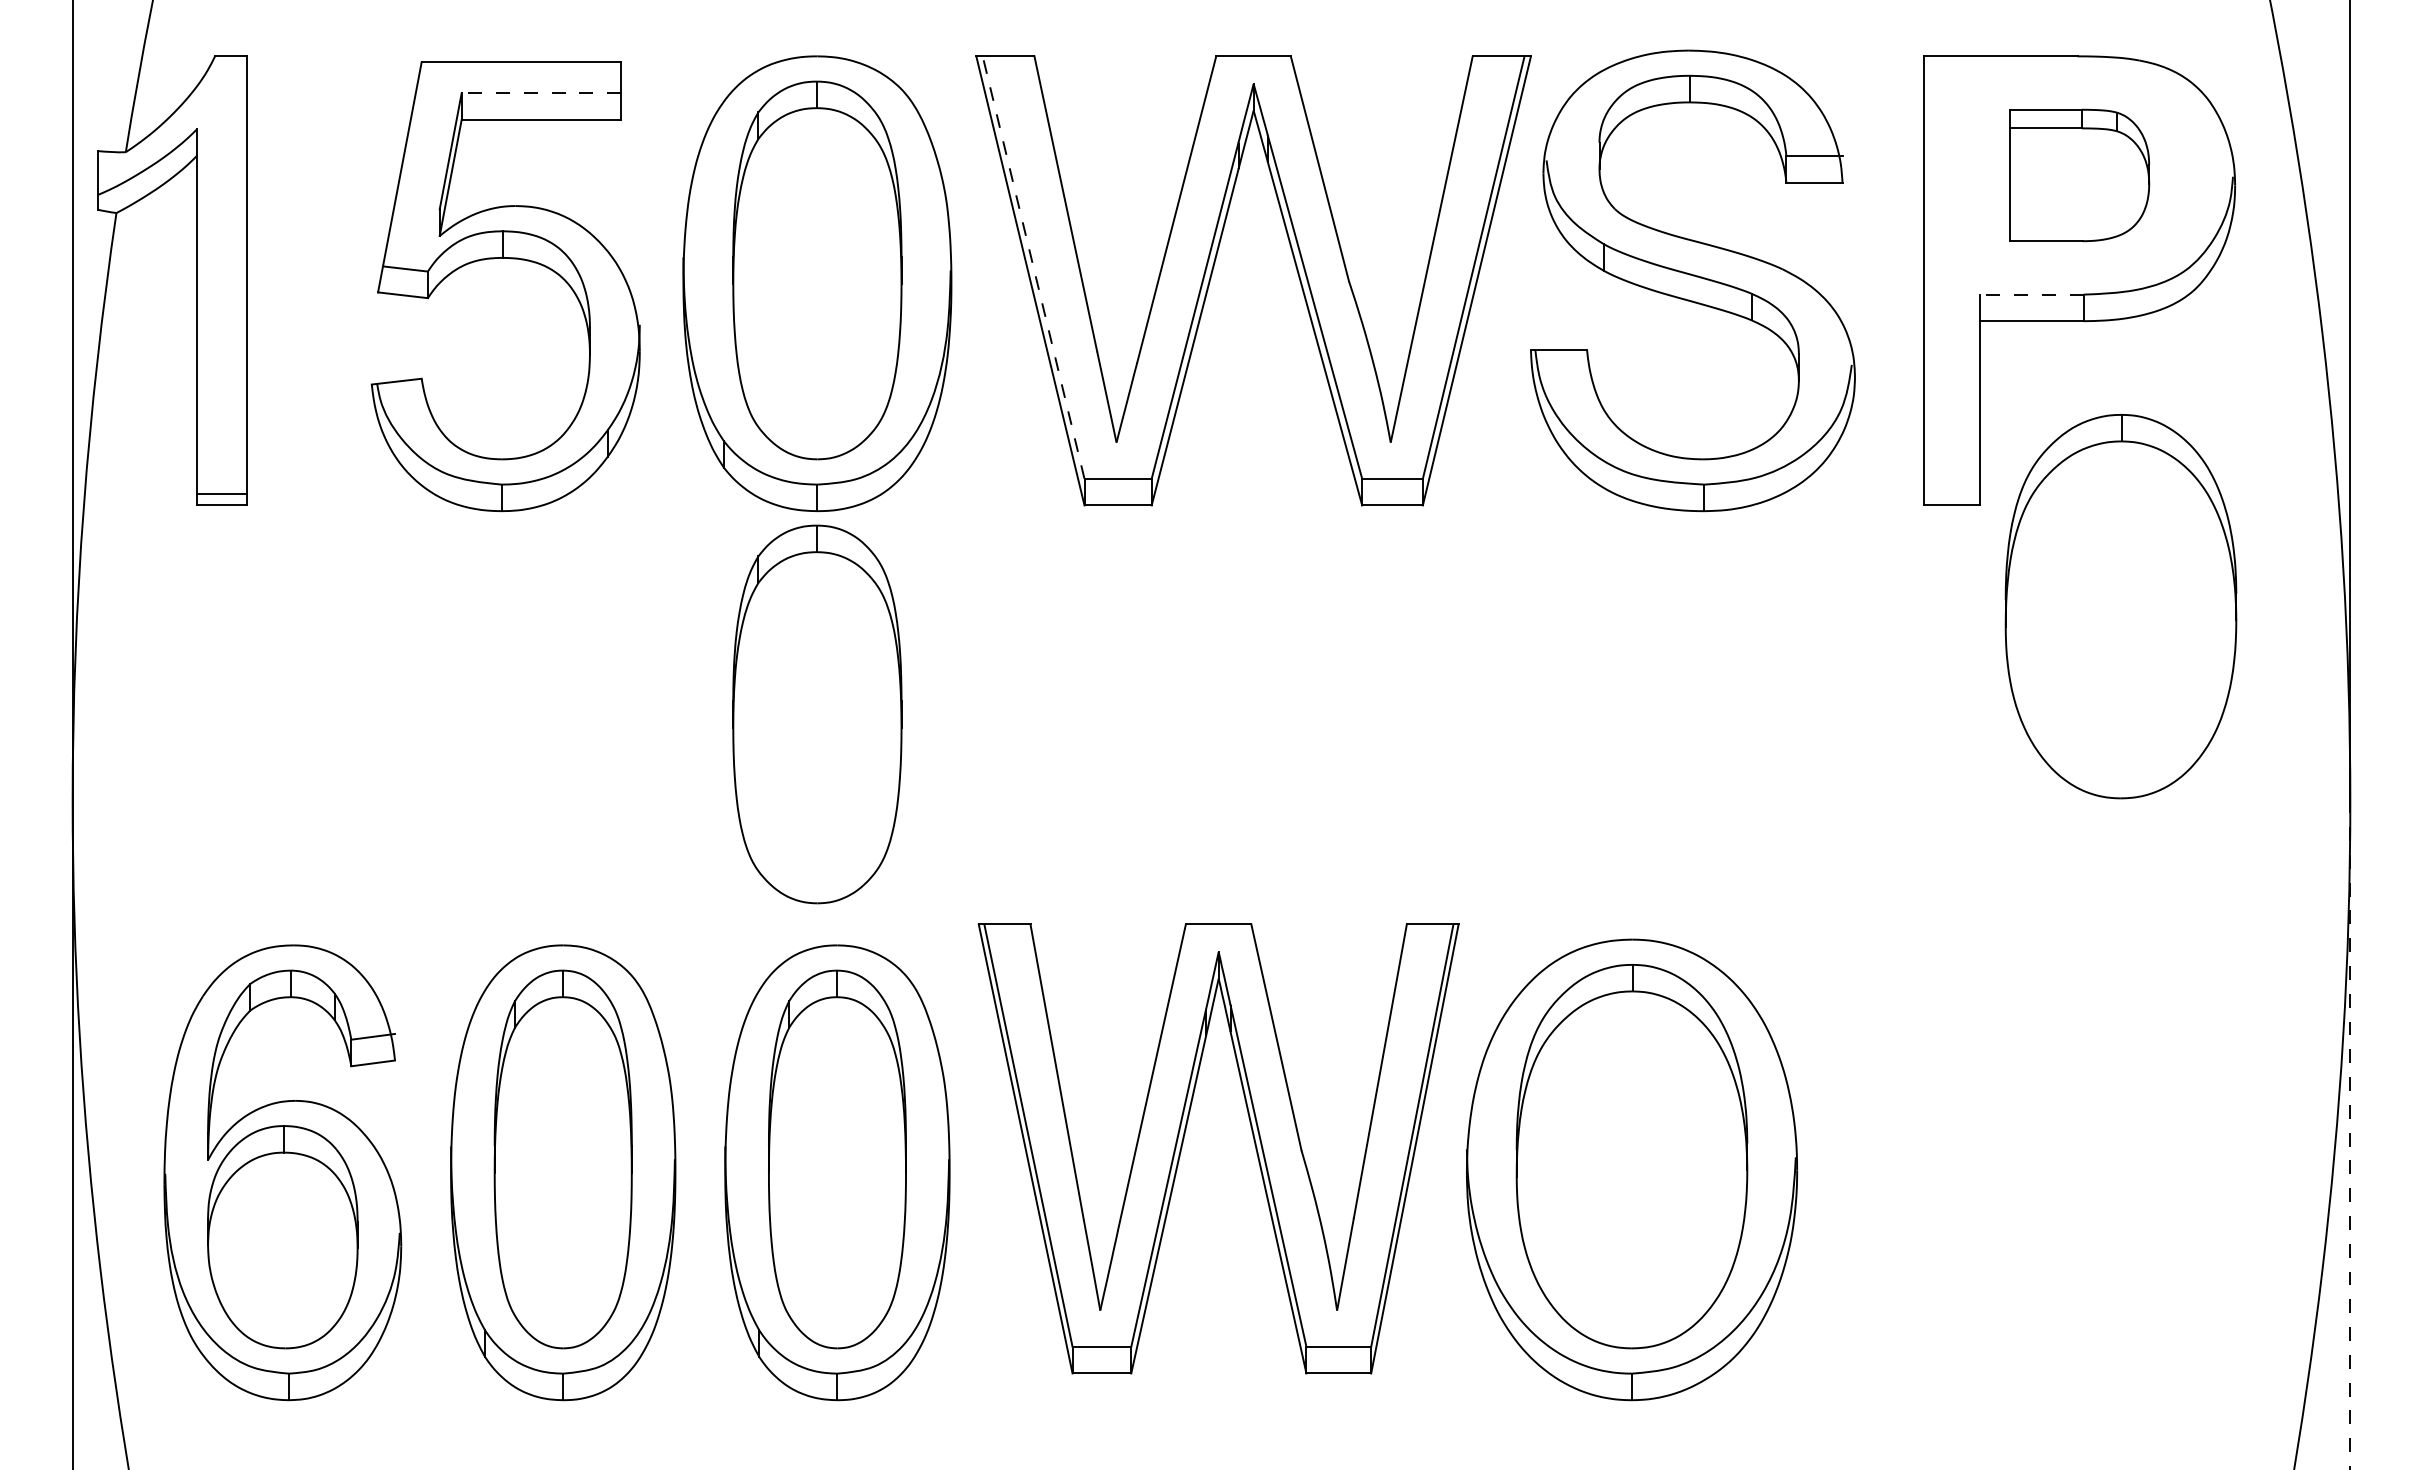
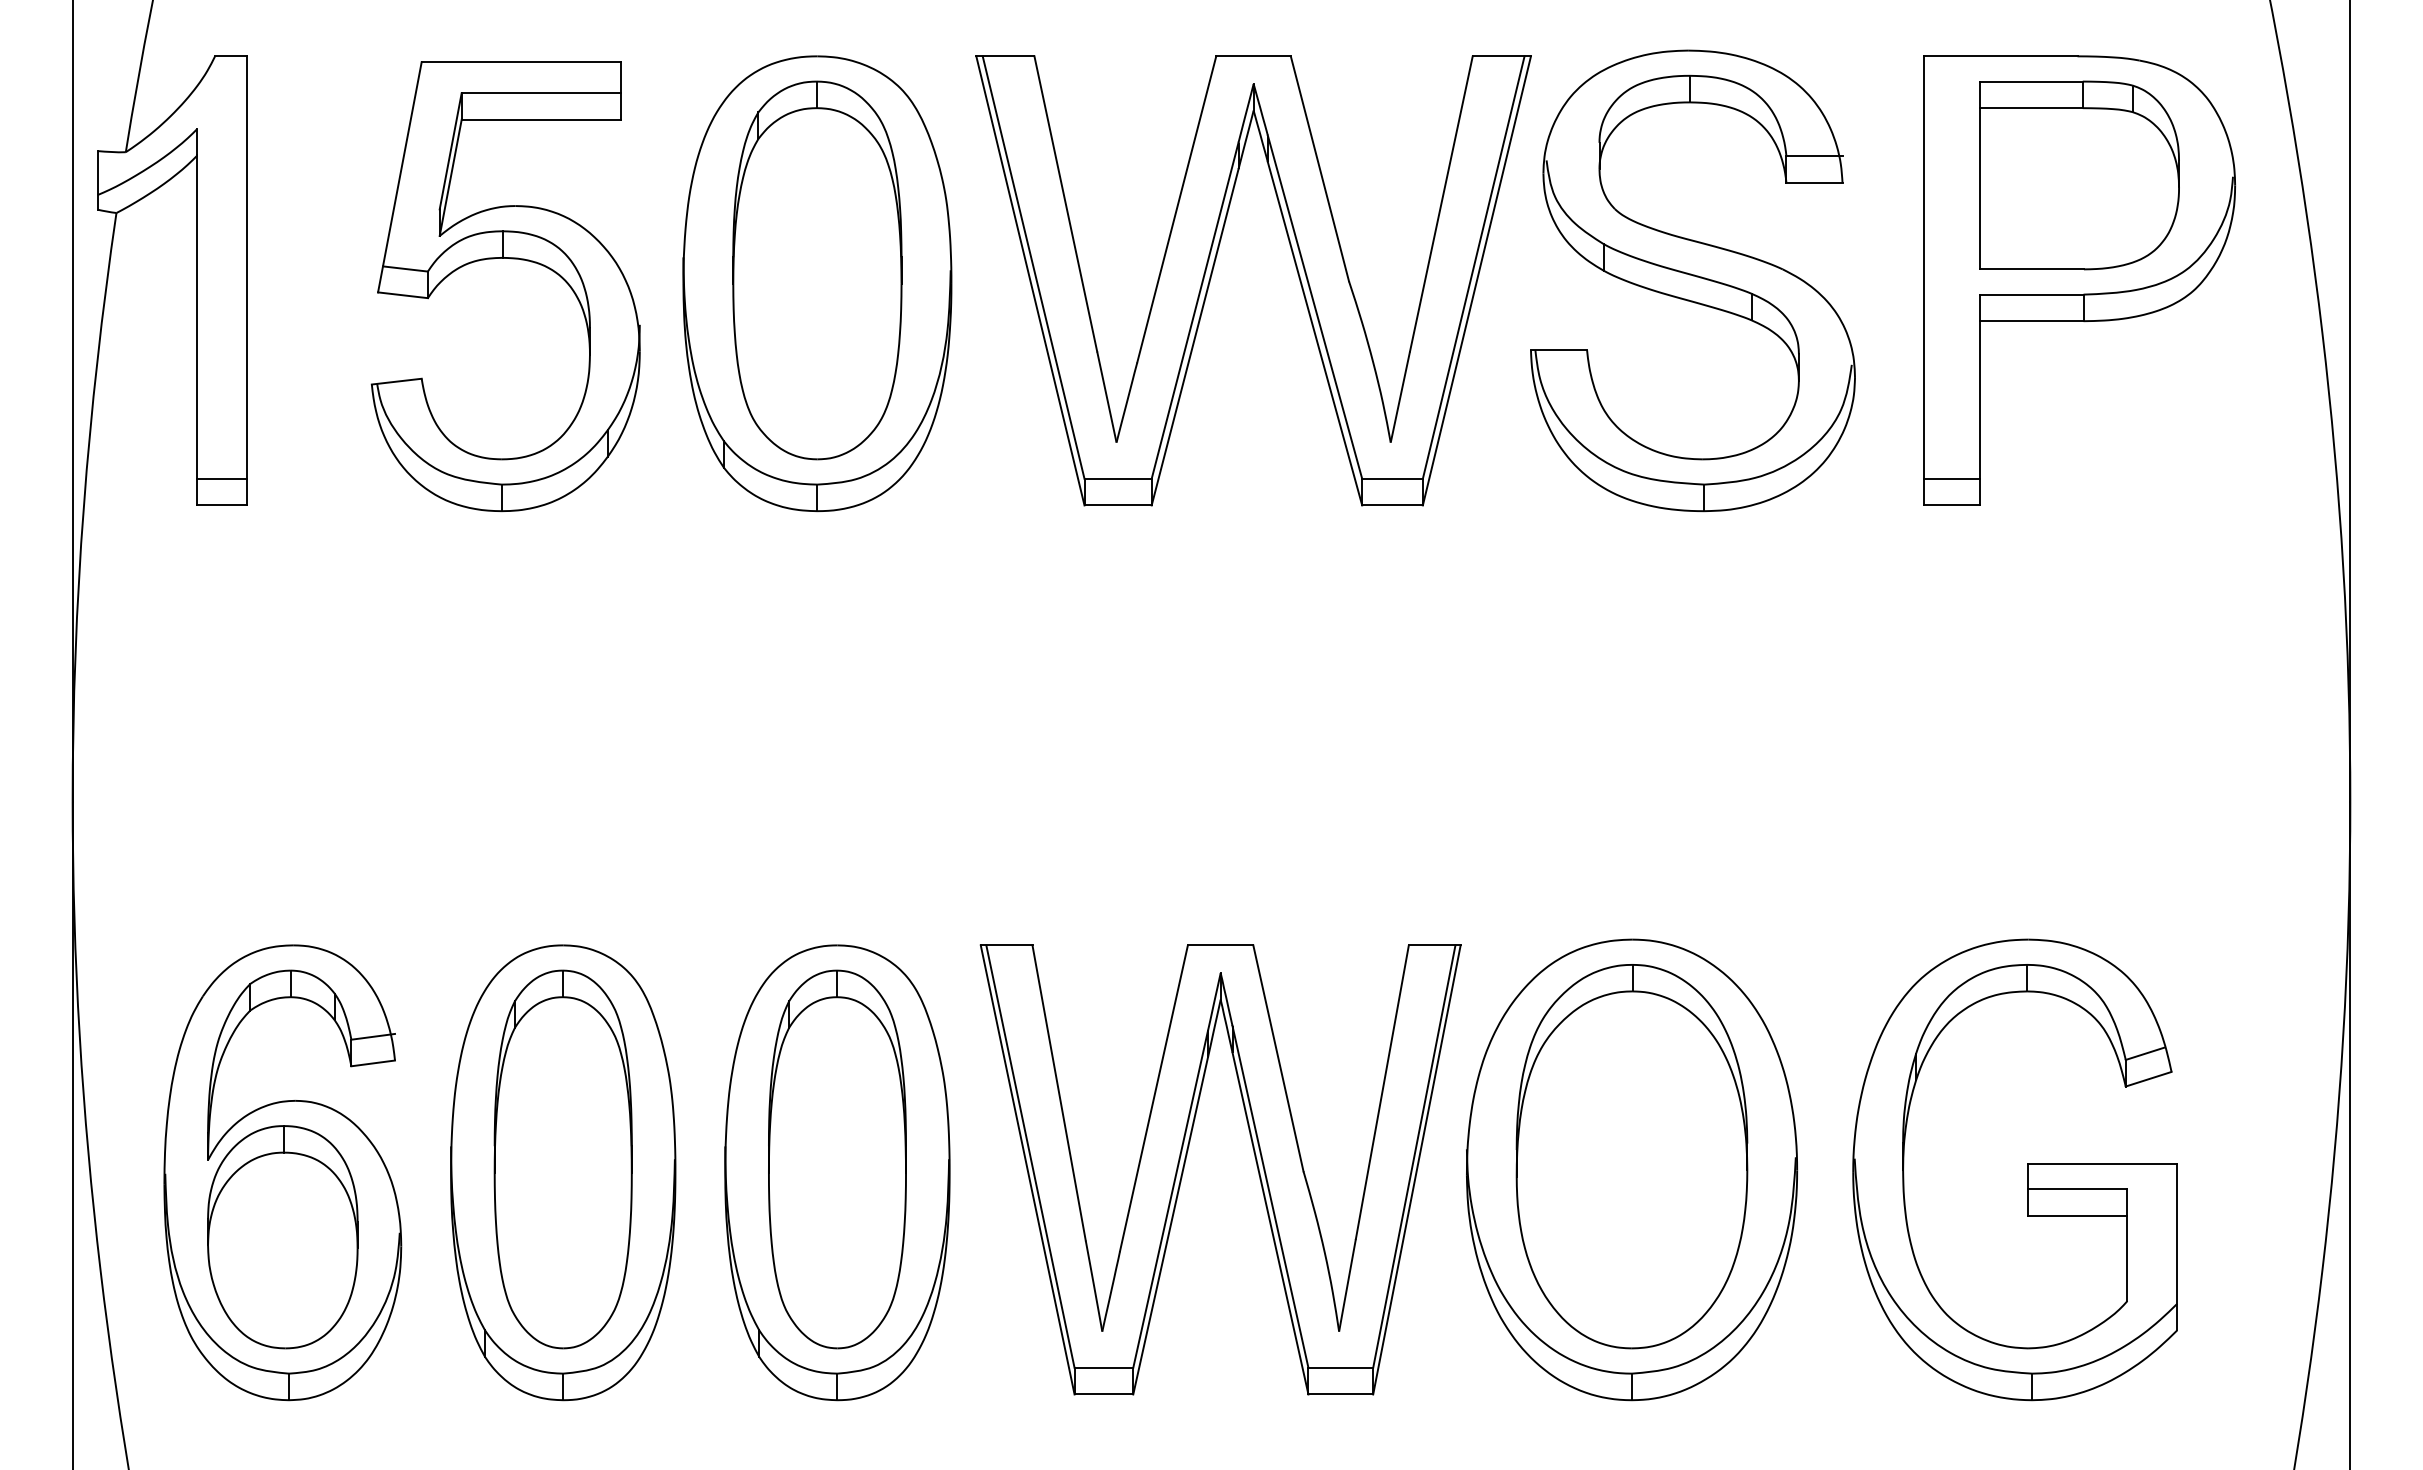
line: dashed -> solid (541, 93)
part size: 142x135 px -> 201x191 px (2079, 175)
line: dashed -> solid (1033, 267)
line: dashed -> solid (2031, 294)
line: none -> present (1951, 478)
line position: (222, 493) -> (222, 478) (222, 478)
part: present -> none (2120, 606)
part: present -> none (817, 714)
line: dashed -> solid (2350, 1135)
part position: (1184, 1139) -> (1186, 1160) (1186, 1160)
part: none -> present (2027, 1169)
